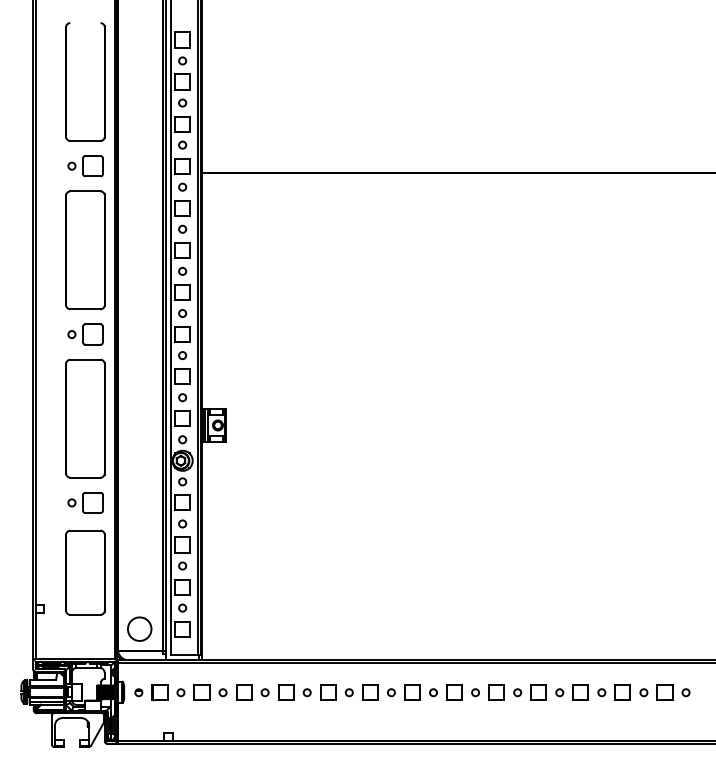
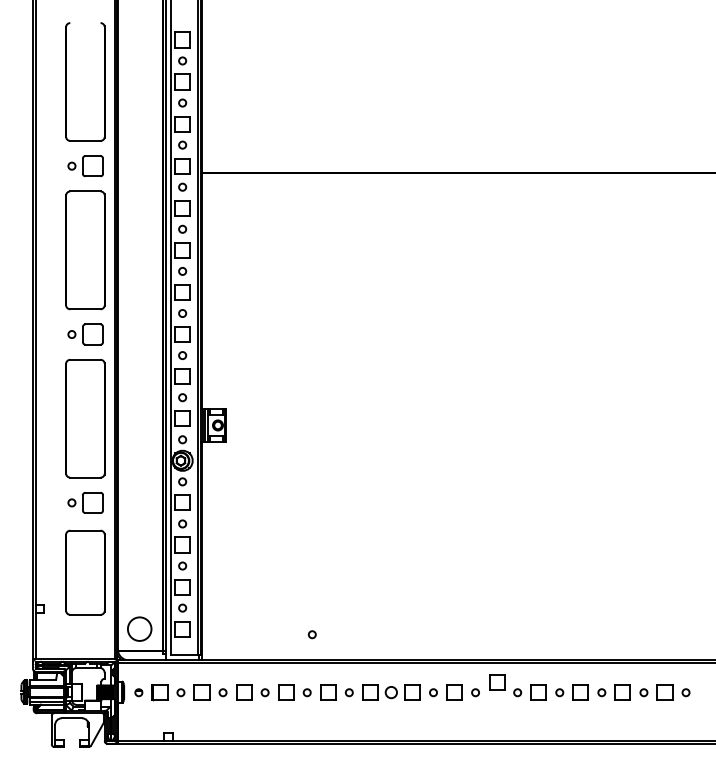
circle: none -> present (311, 634)
circle size: 9x10 px -> 14x14 px (390, 692)
part position: (496, 692) -> (497, 682) (497, 682)
